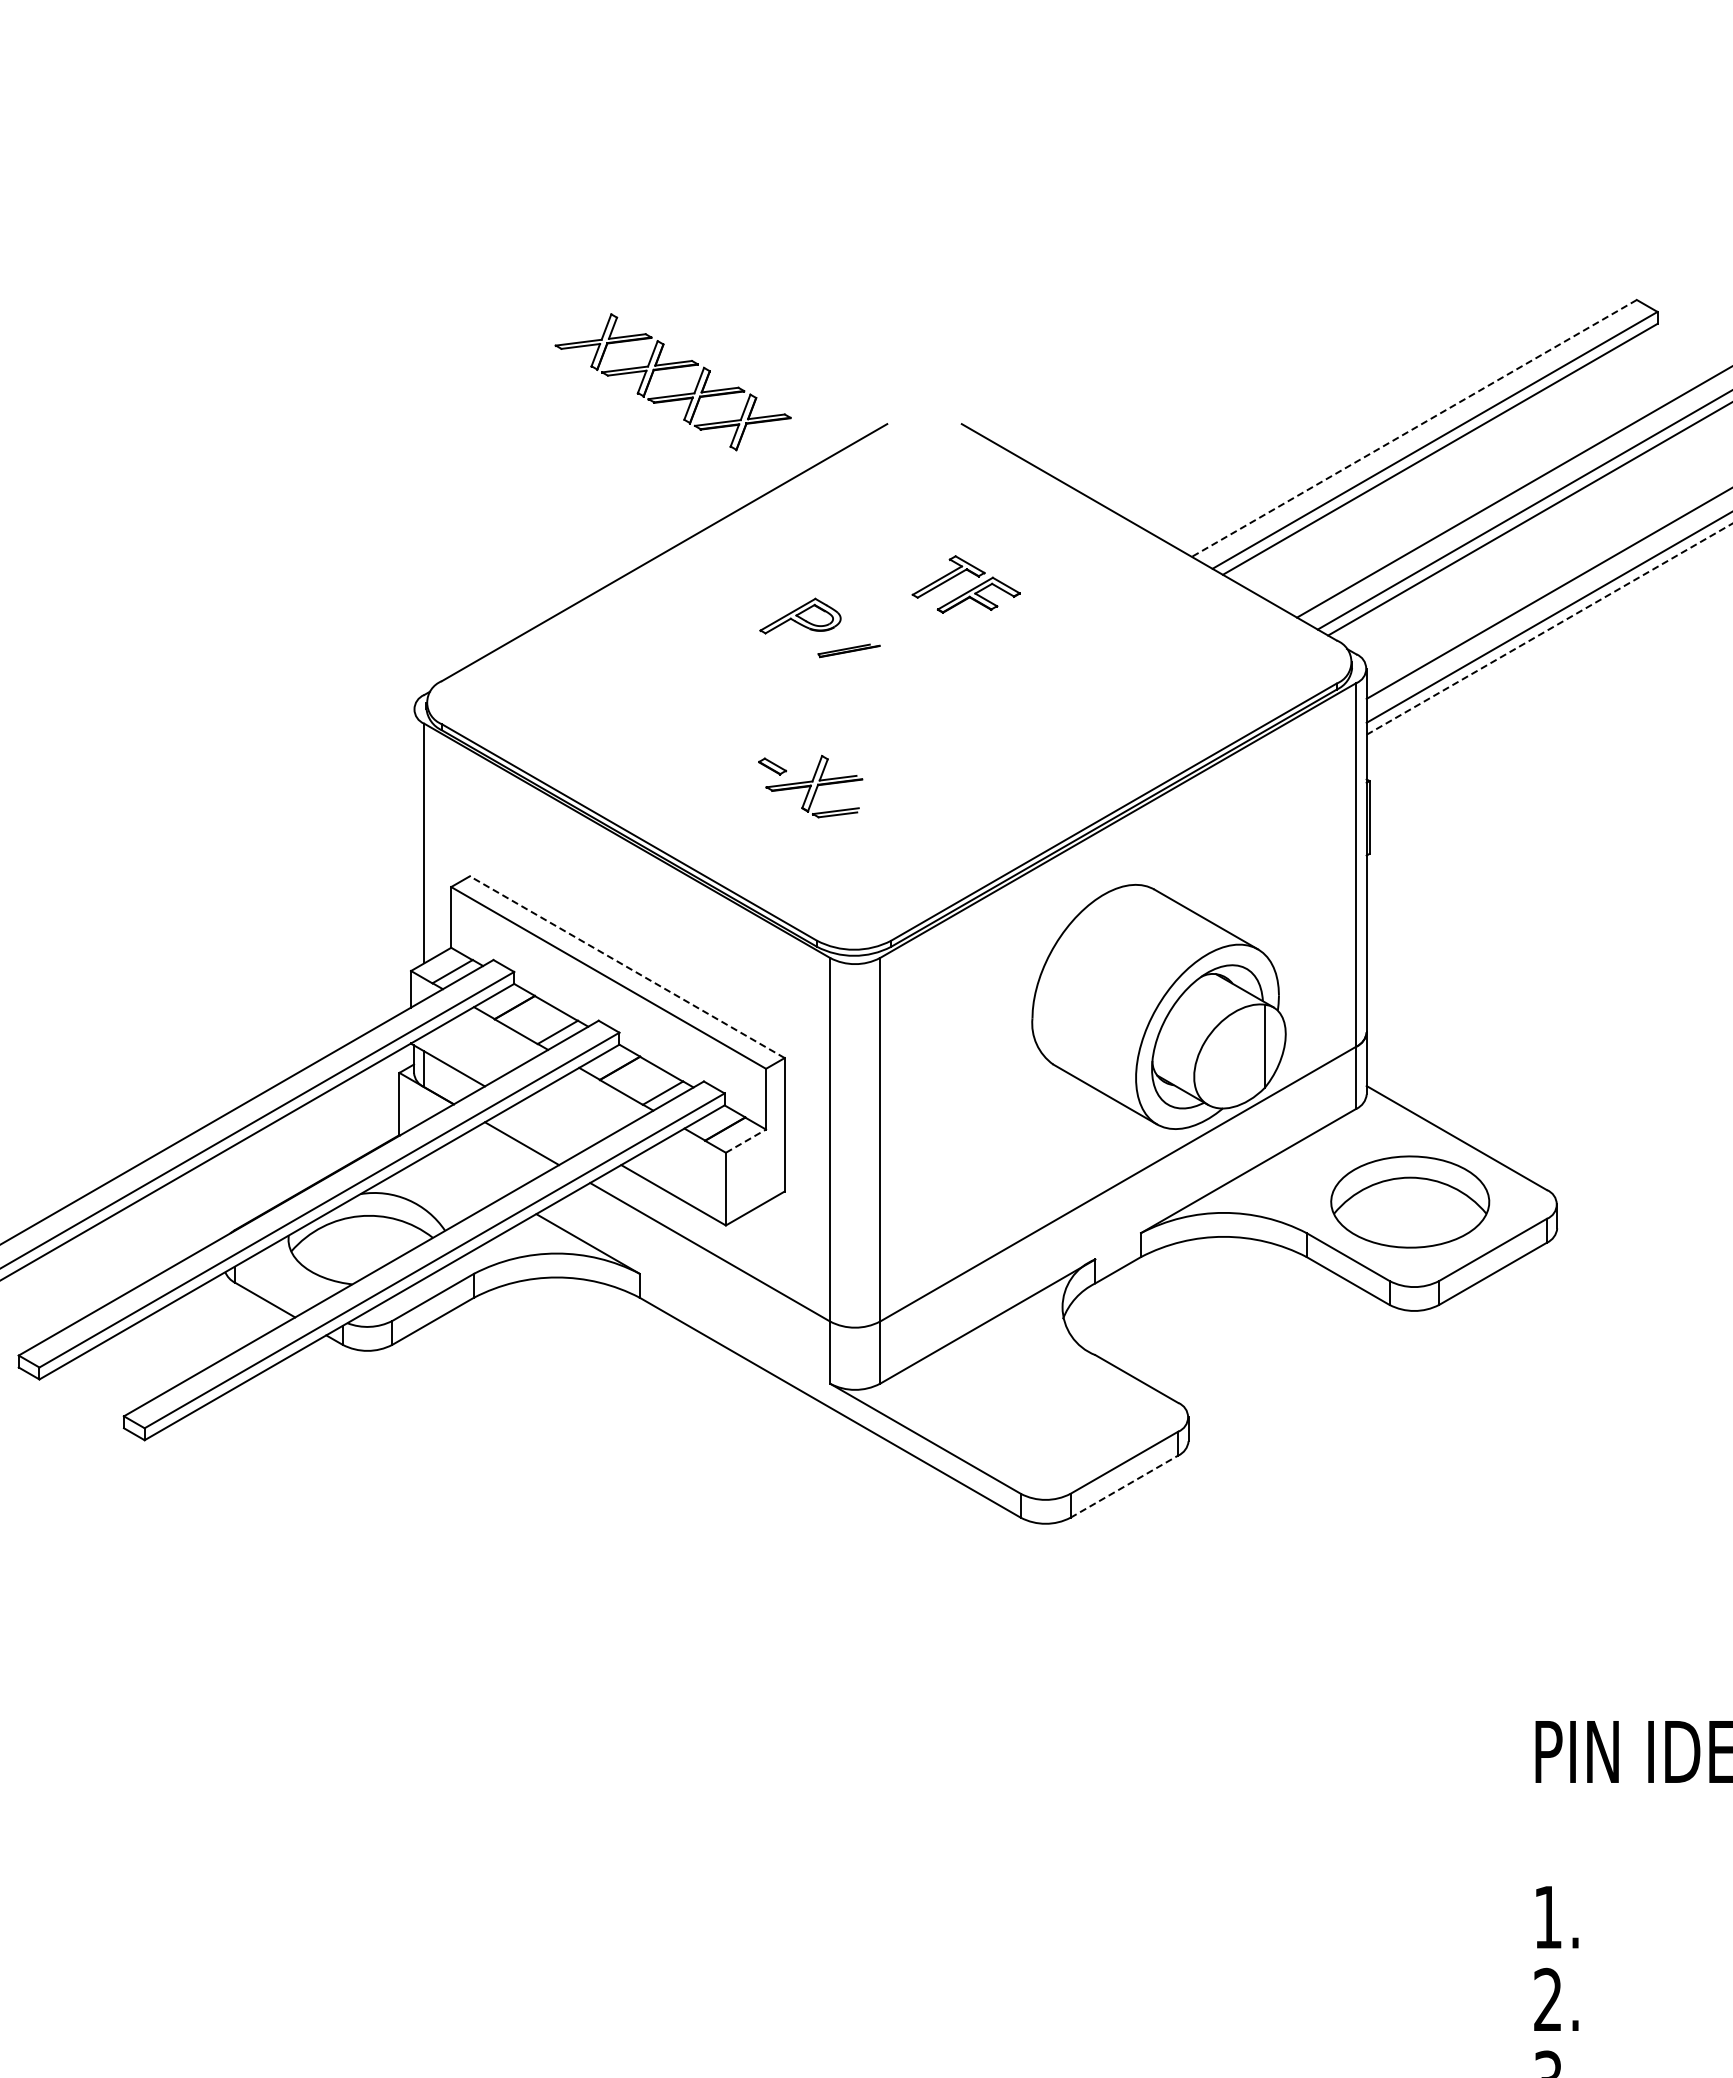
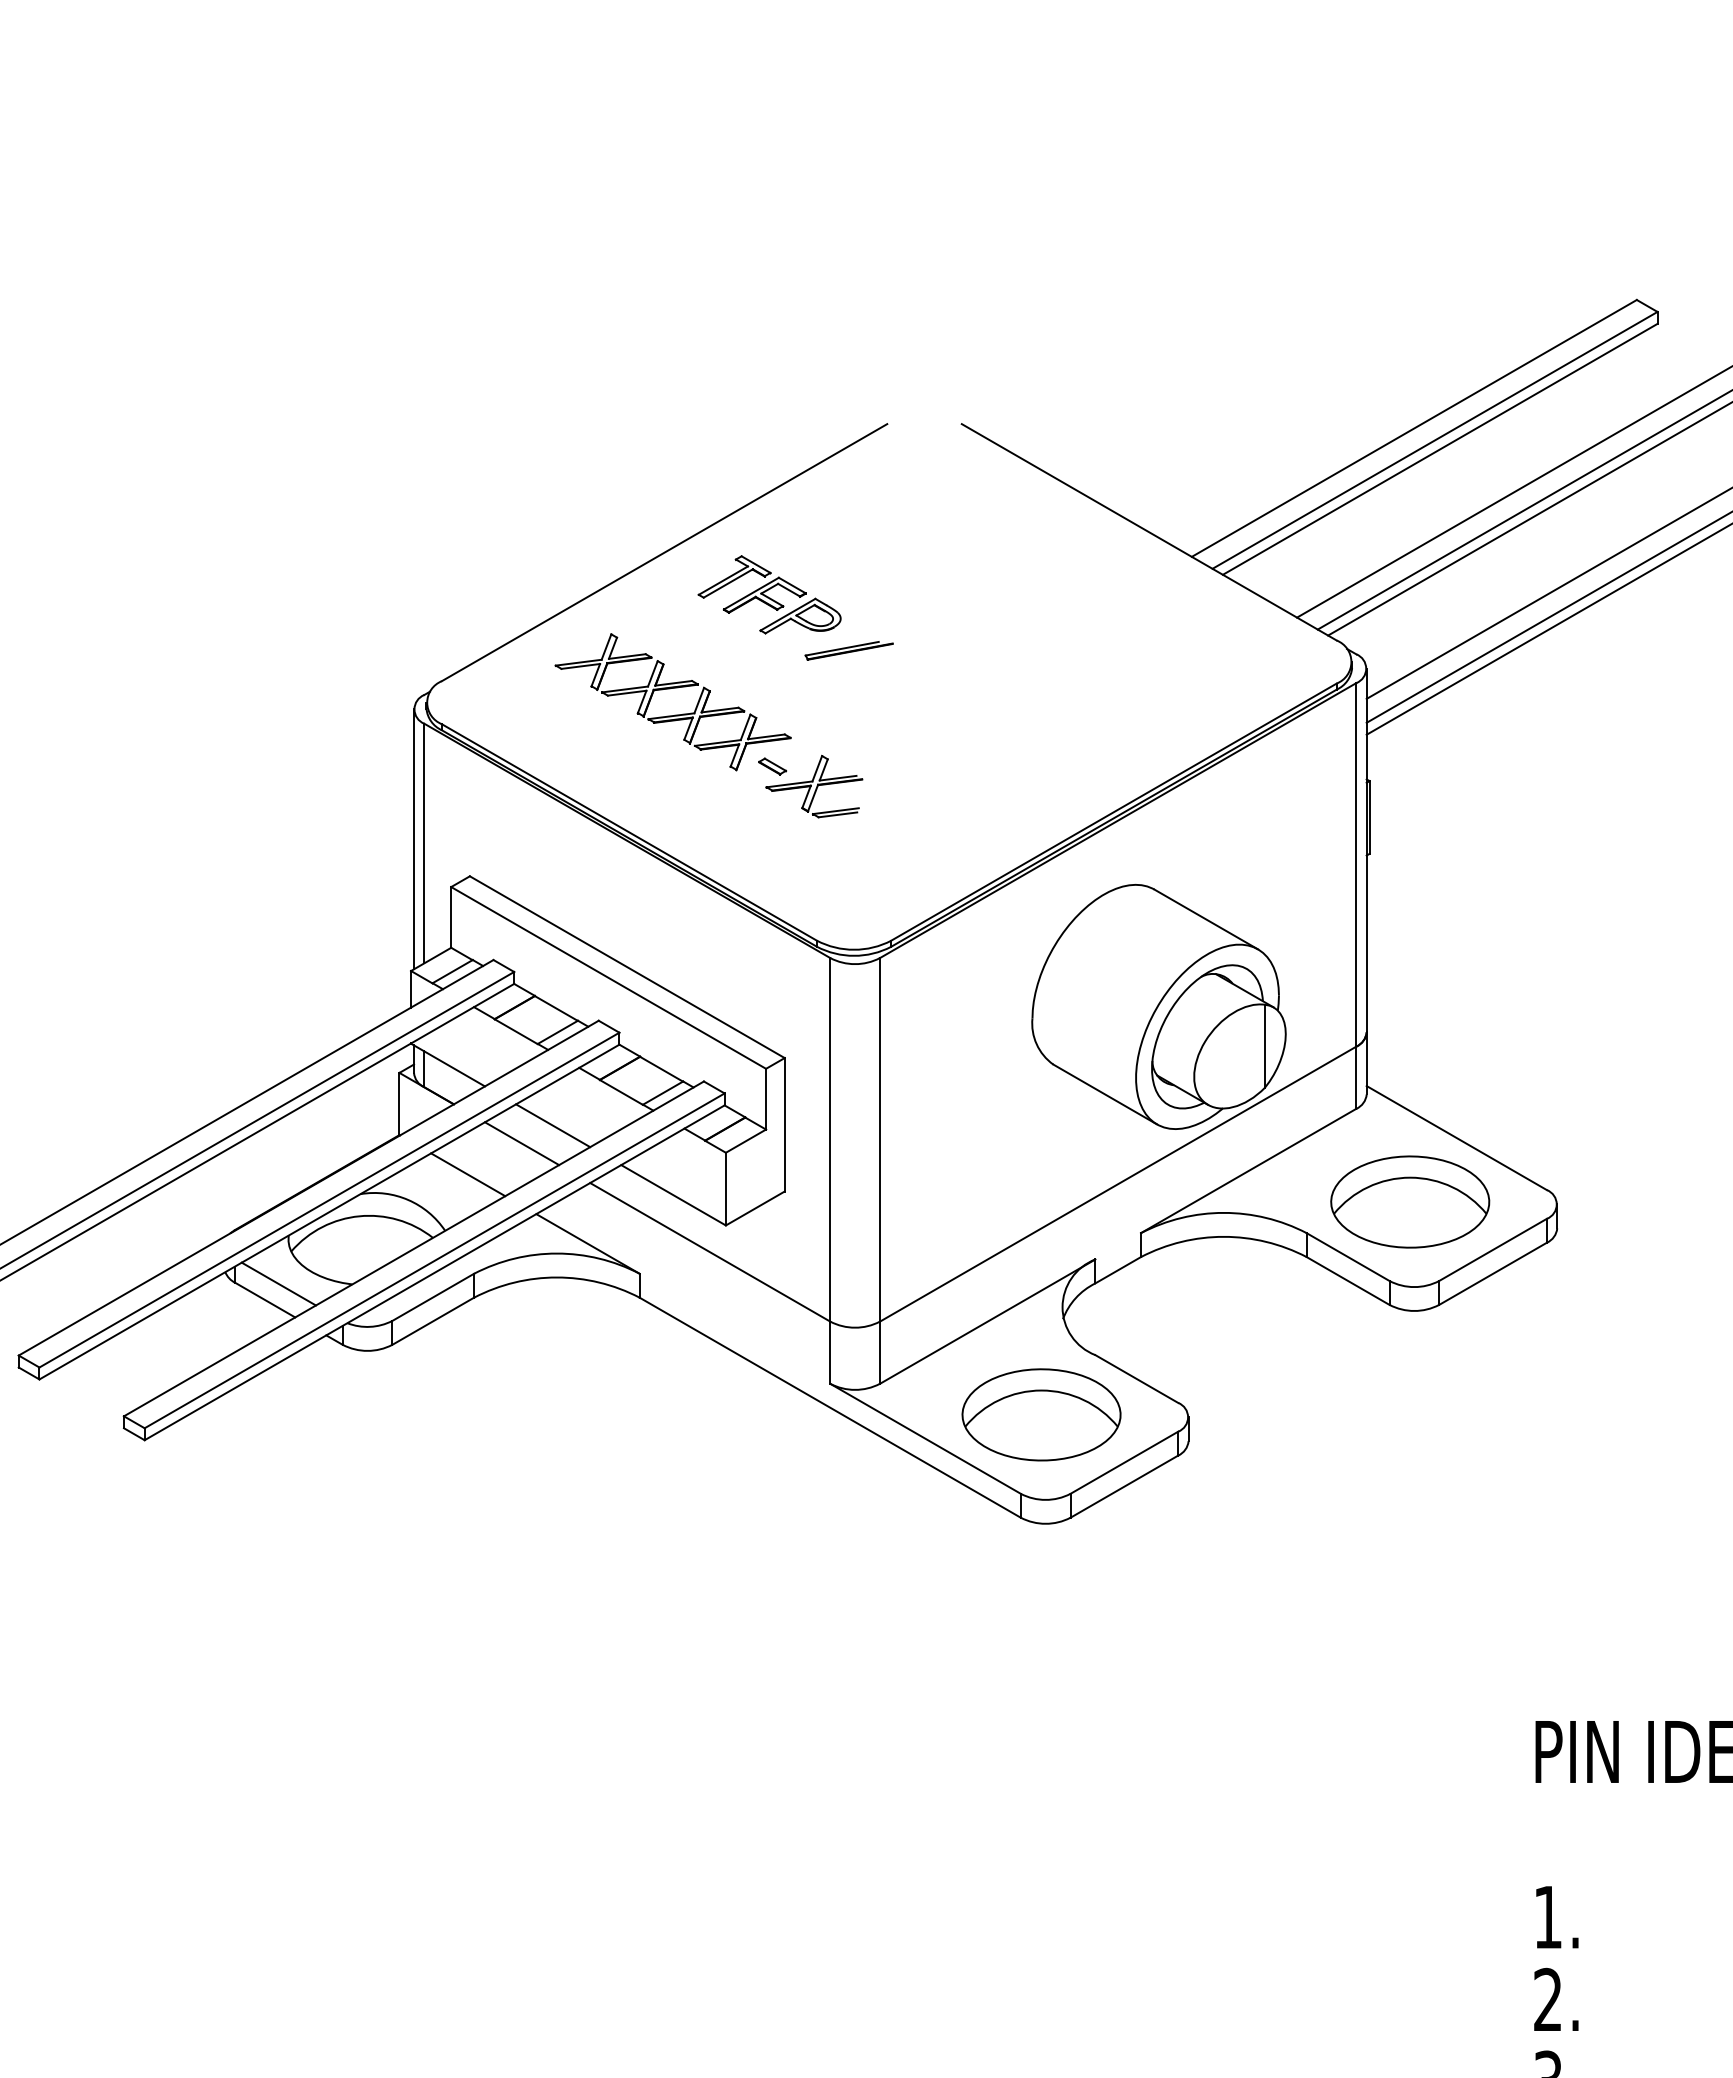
part position: (674, 394) -> (674, 714) (674, 714)
line: dashed -> solid (1414, 428)
part position: (968, 590) -> (754, 590) (754, 590)
line: dashed -> solid (1550, 628)
part size: 64x16 px -> 90x20 px (848, 650)
line: none -> present (414, 839)
line: dashed -> solid (627, 967)
line: none -> present (553, 1125)
line: dashed -> solid (746, 1140)
line: none -> present (468, 1174)
line: none -> present (278, 1283)
part: none -> present (1041, 1414)
line: dashed -> solid (1124, 1486)
